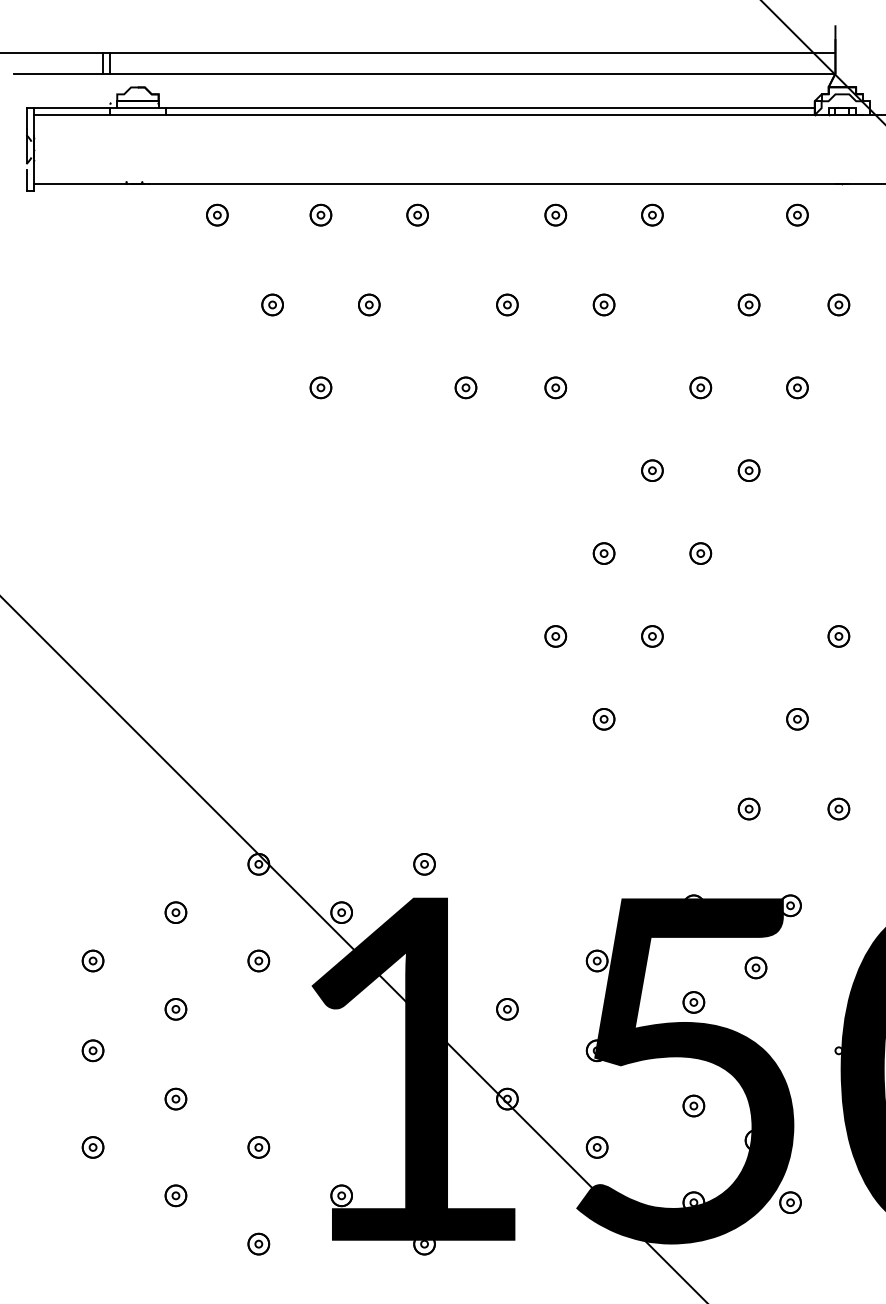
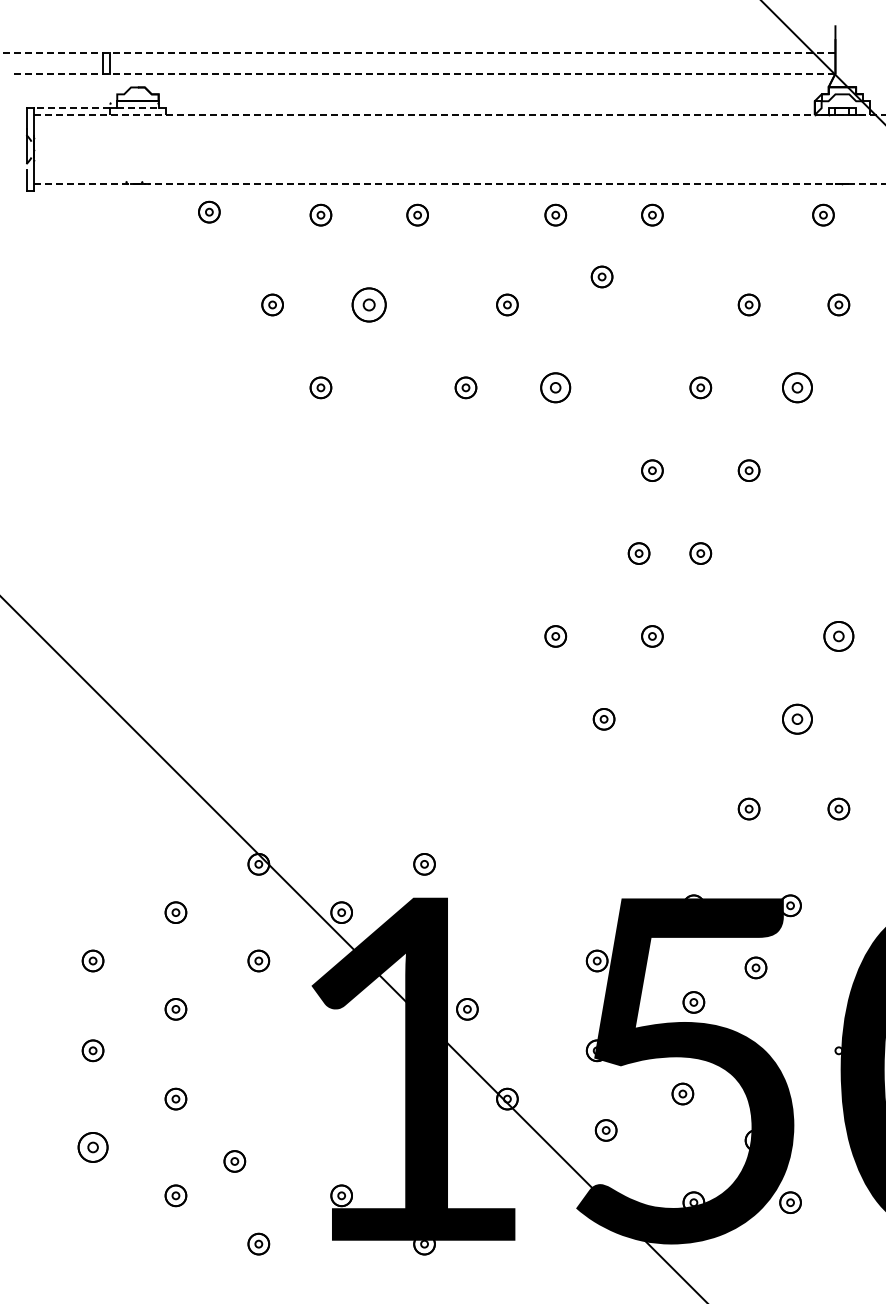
line: solid -> dashed (417, 52)
line: solid -> dashed (424, 73)
line: solid -> dashed (72, 108)
line: solid -> dashed (137, 108)
line: present -> none (489, 108)
line: solid -> dashed (460, 115)
line: solid -> dashed (460, 184)
part position: (217, 214) -> (209, 211) (209, 211)
part position: (797, 214) -> (823, 214) (823, 214)
part size: 23x24 px -> 36x36 px (368, 304)
part position: (603, 304) -> (601, 276) (601, 276)
part size: 24x24 px -> 32x32 px (555, 387)
part size: 23x24 px -> 31x32 px (797, 387)
part position: (603, 553) -> (638, 553) (638, 553)
part size: 24x23 px -> 32x31 px (838, 636)
part size: 23x23 px -> 31x32 px (797, 718)
part position: (507, 1009) -> (467, 1009) (467, 1009)
part position: (693, 1105) -> (682, 1093) (682, 1093)
part size: 24x23 px -> 32x31 px (92, 1147)
part position: (258, 1147) -> (234, 1161) (234, 1161)
part position: (596, 1147) -> (605, 1130) (605, 1130)
